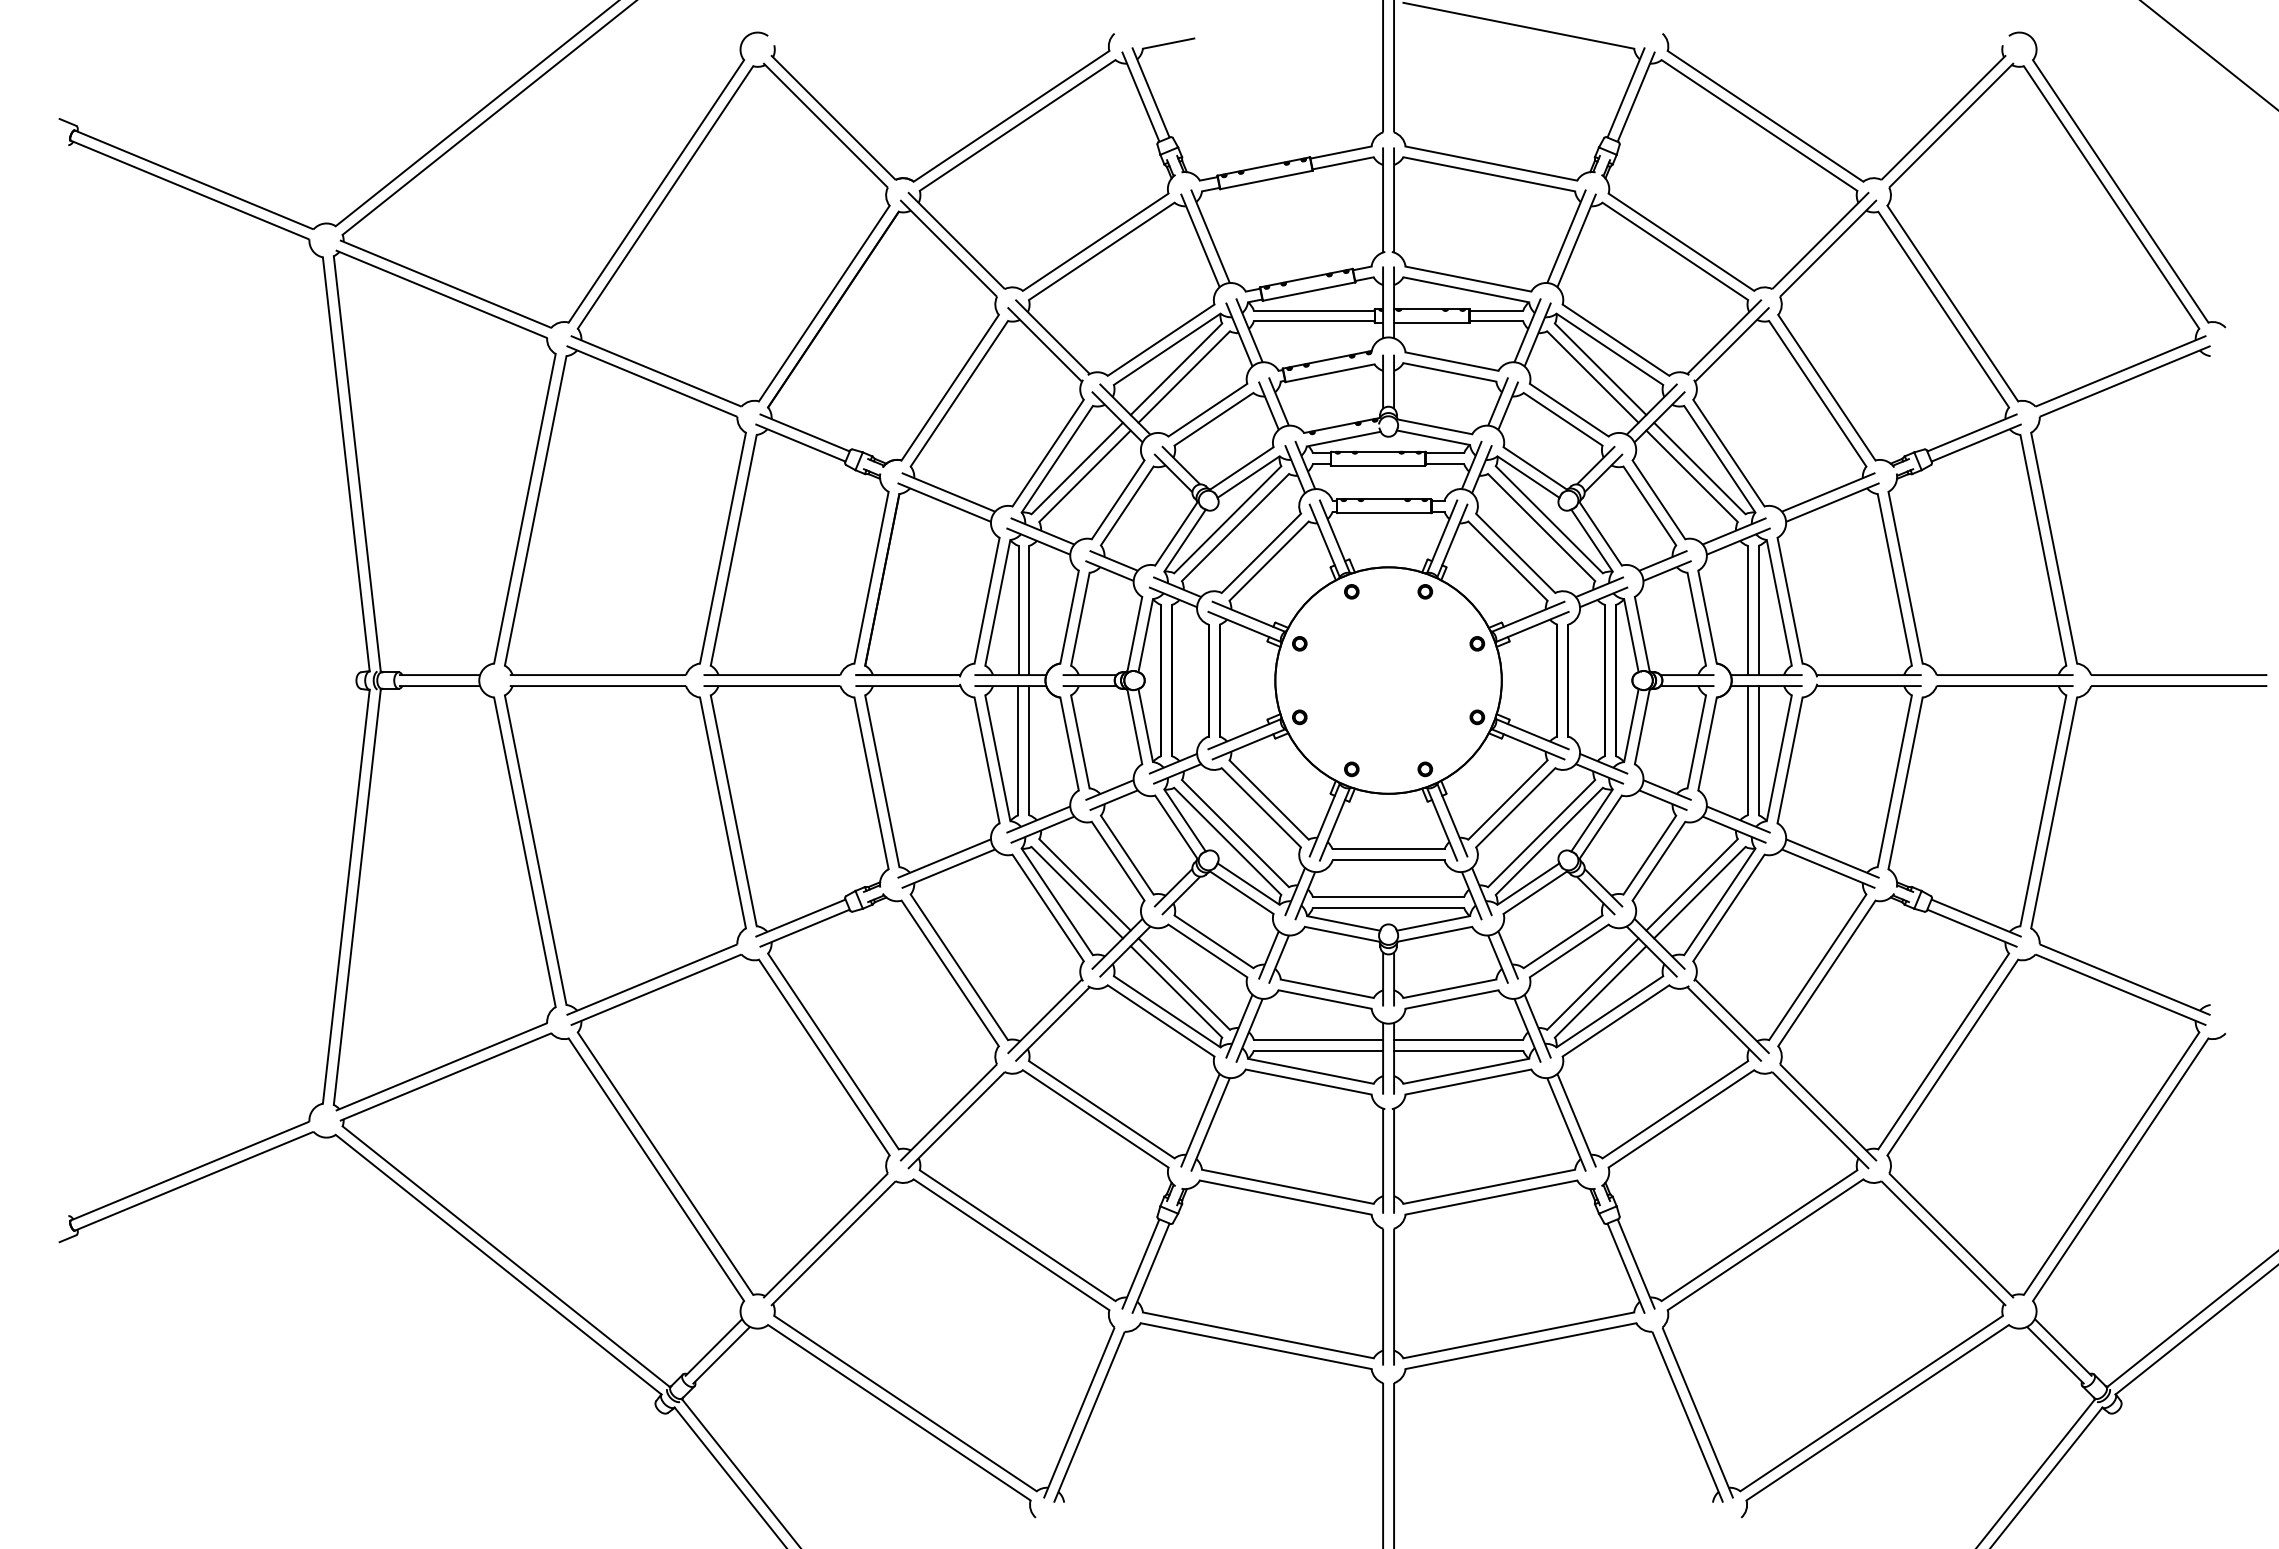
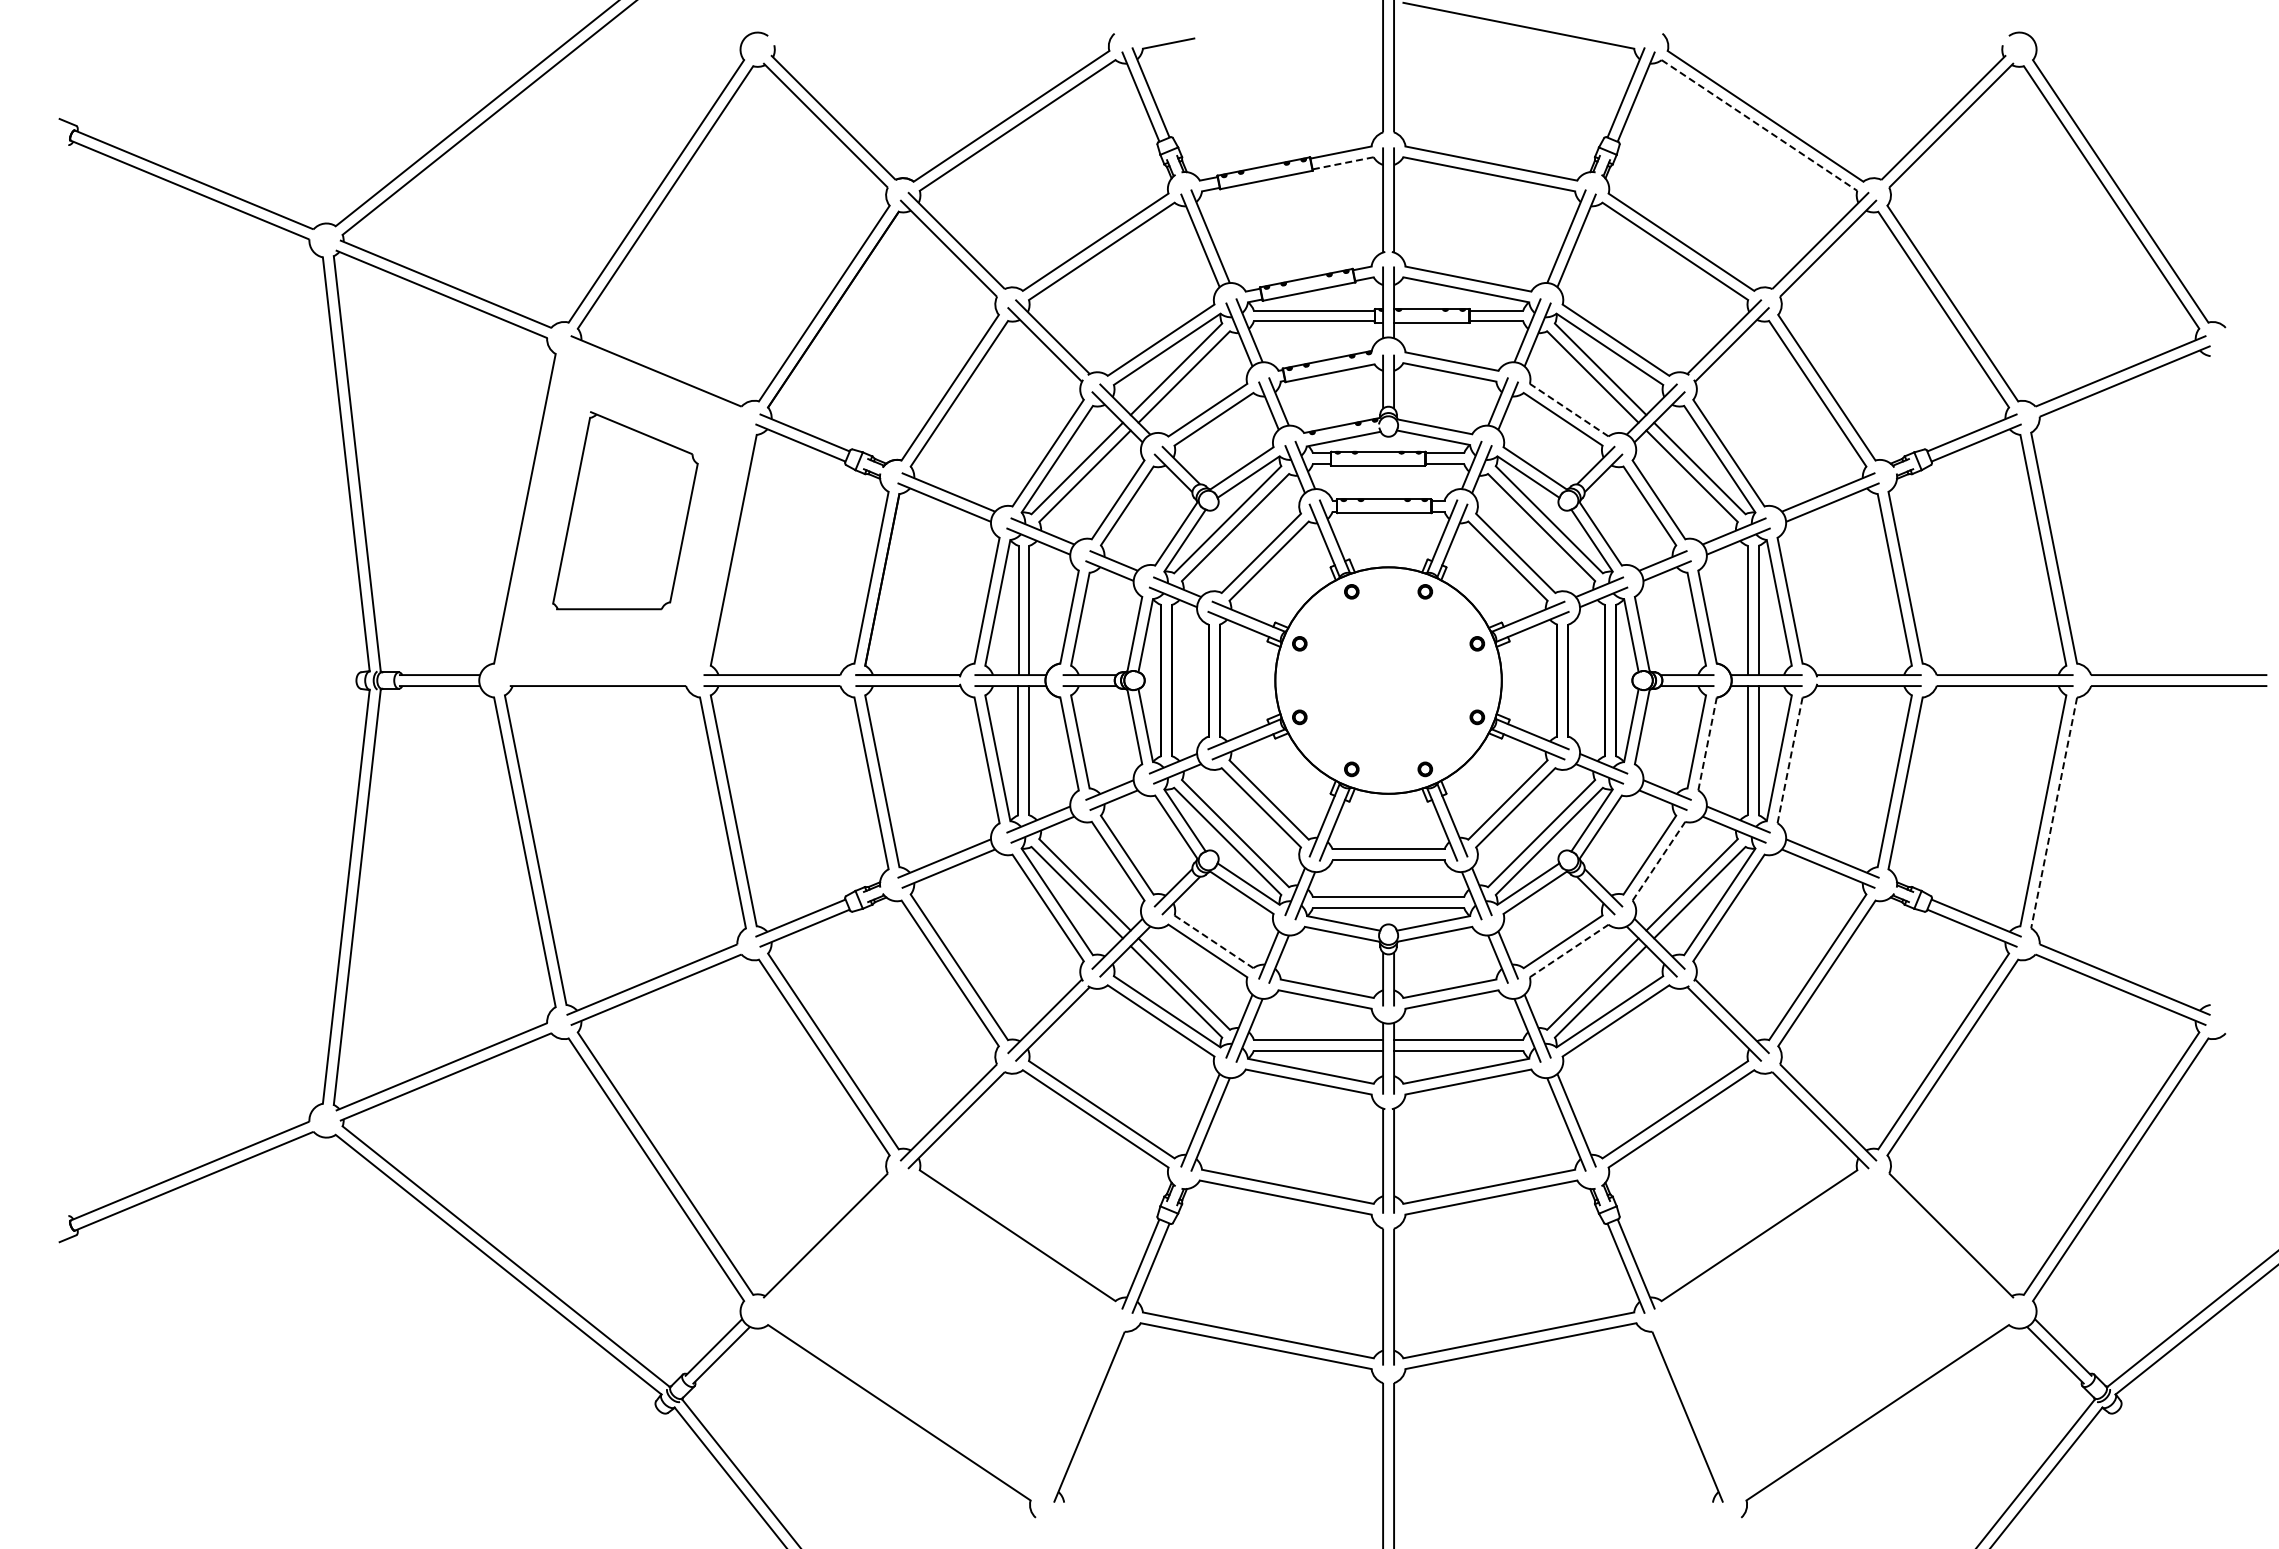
line: present -> none (2208, 55)
line: solid -> dashed (1759, 125)
line: solid -> dashed (1342, 163)
line: solid -> dashed (1568, 409)
part size: 243x331 px -> 147x200 px (625, 510)
line: solid -> dashed (1707, 743)
line: solid -> dashed (1789, 760)
line: solid -> dashed (2054, 812)
line: solid -> dashed (1659, 860)
line: solid -> dashed (1214, 942)
line: solid -> dashed (1569, 950)
part: present -> none (942, 1338)
part: present -> none (1833, 1338)
